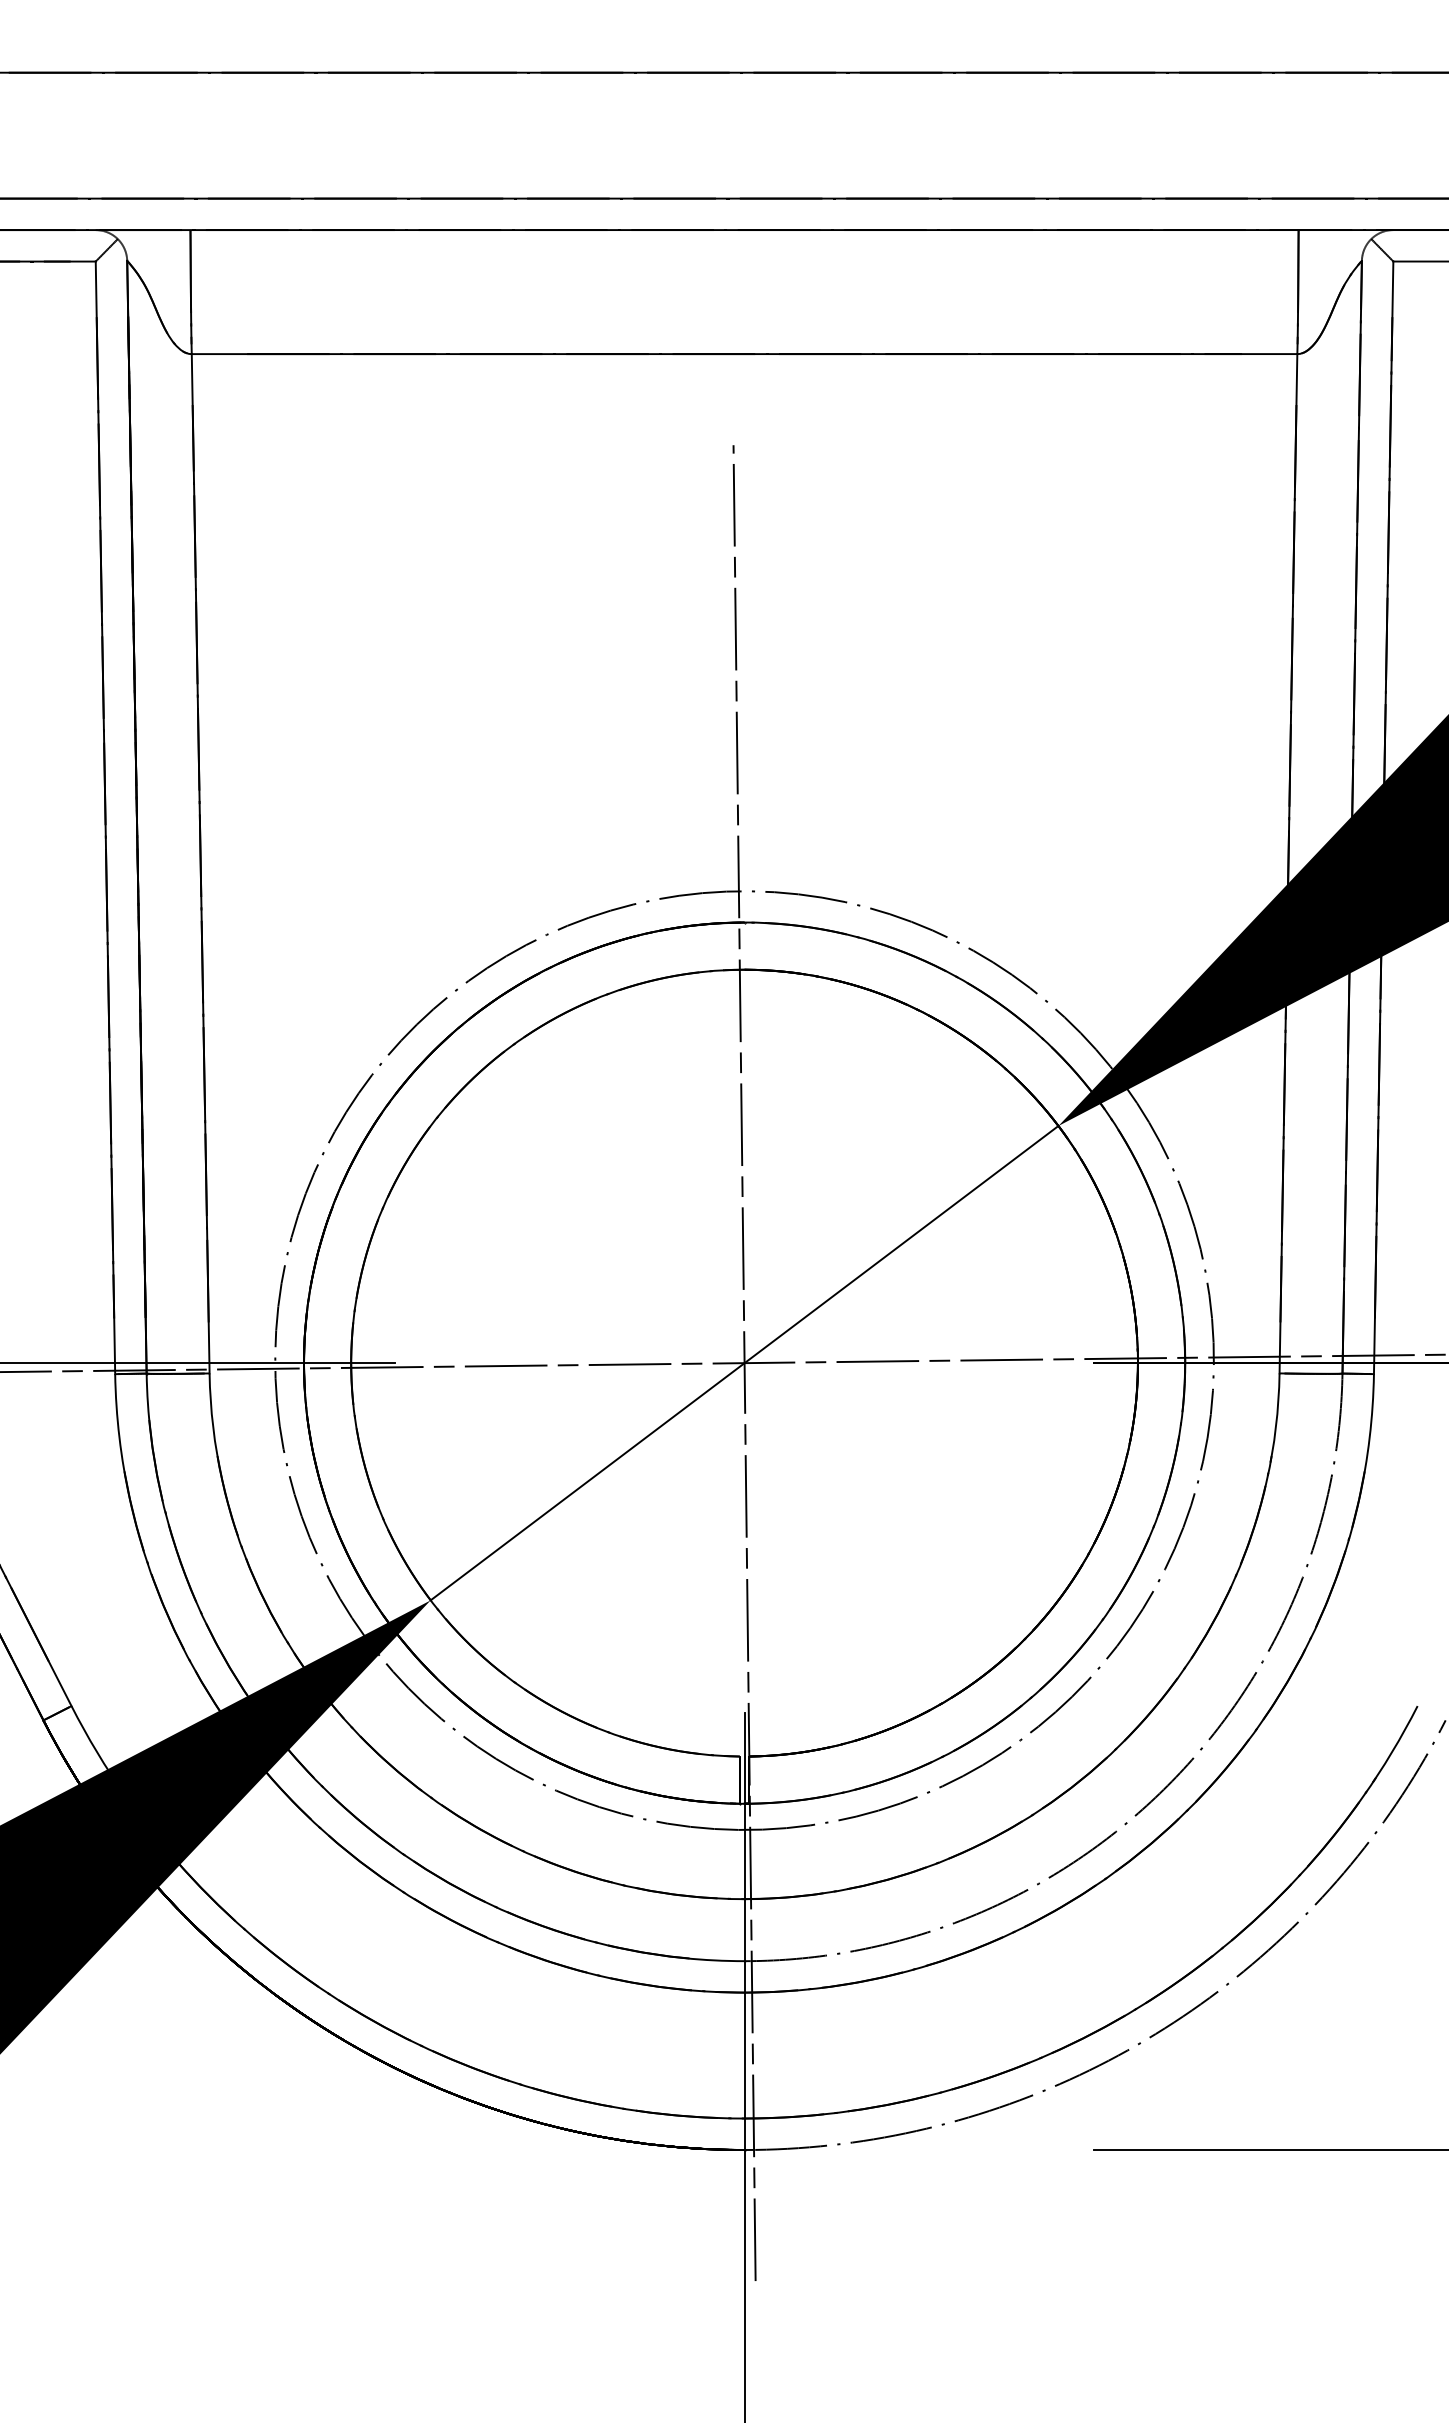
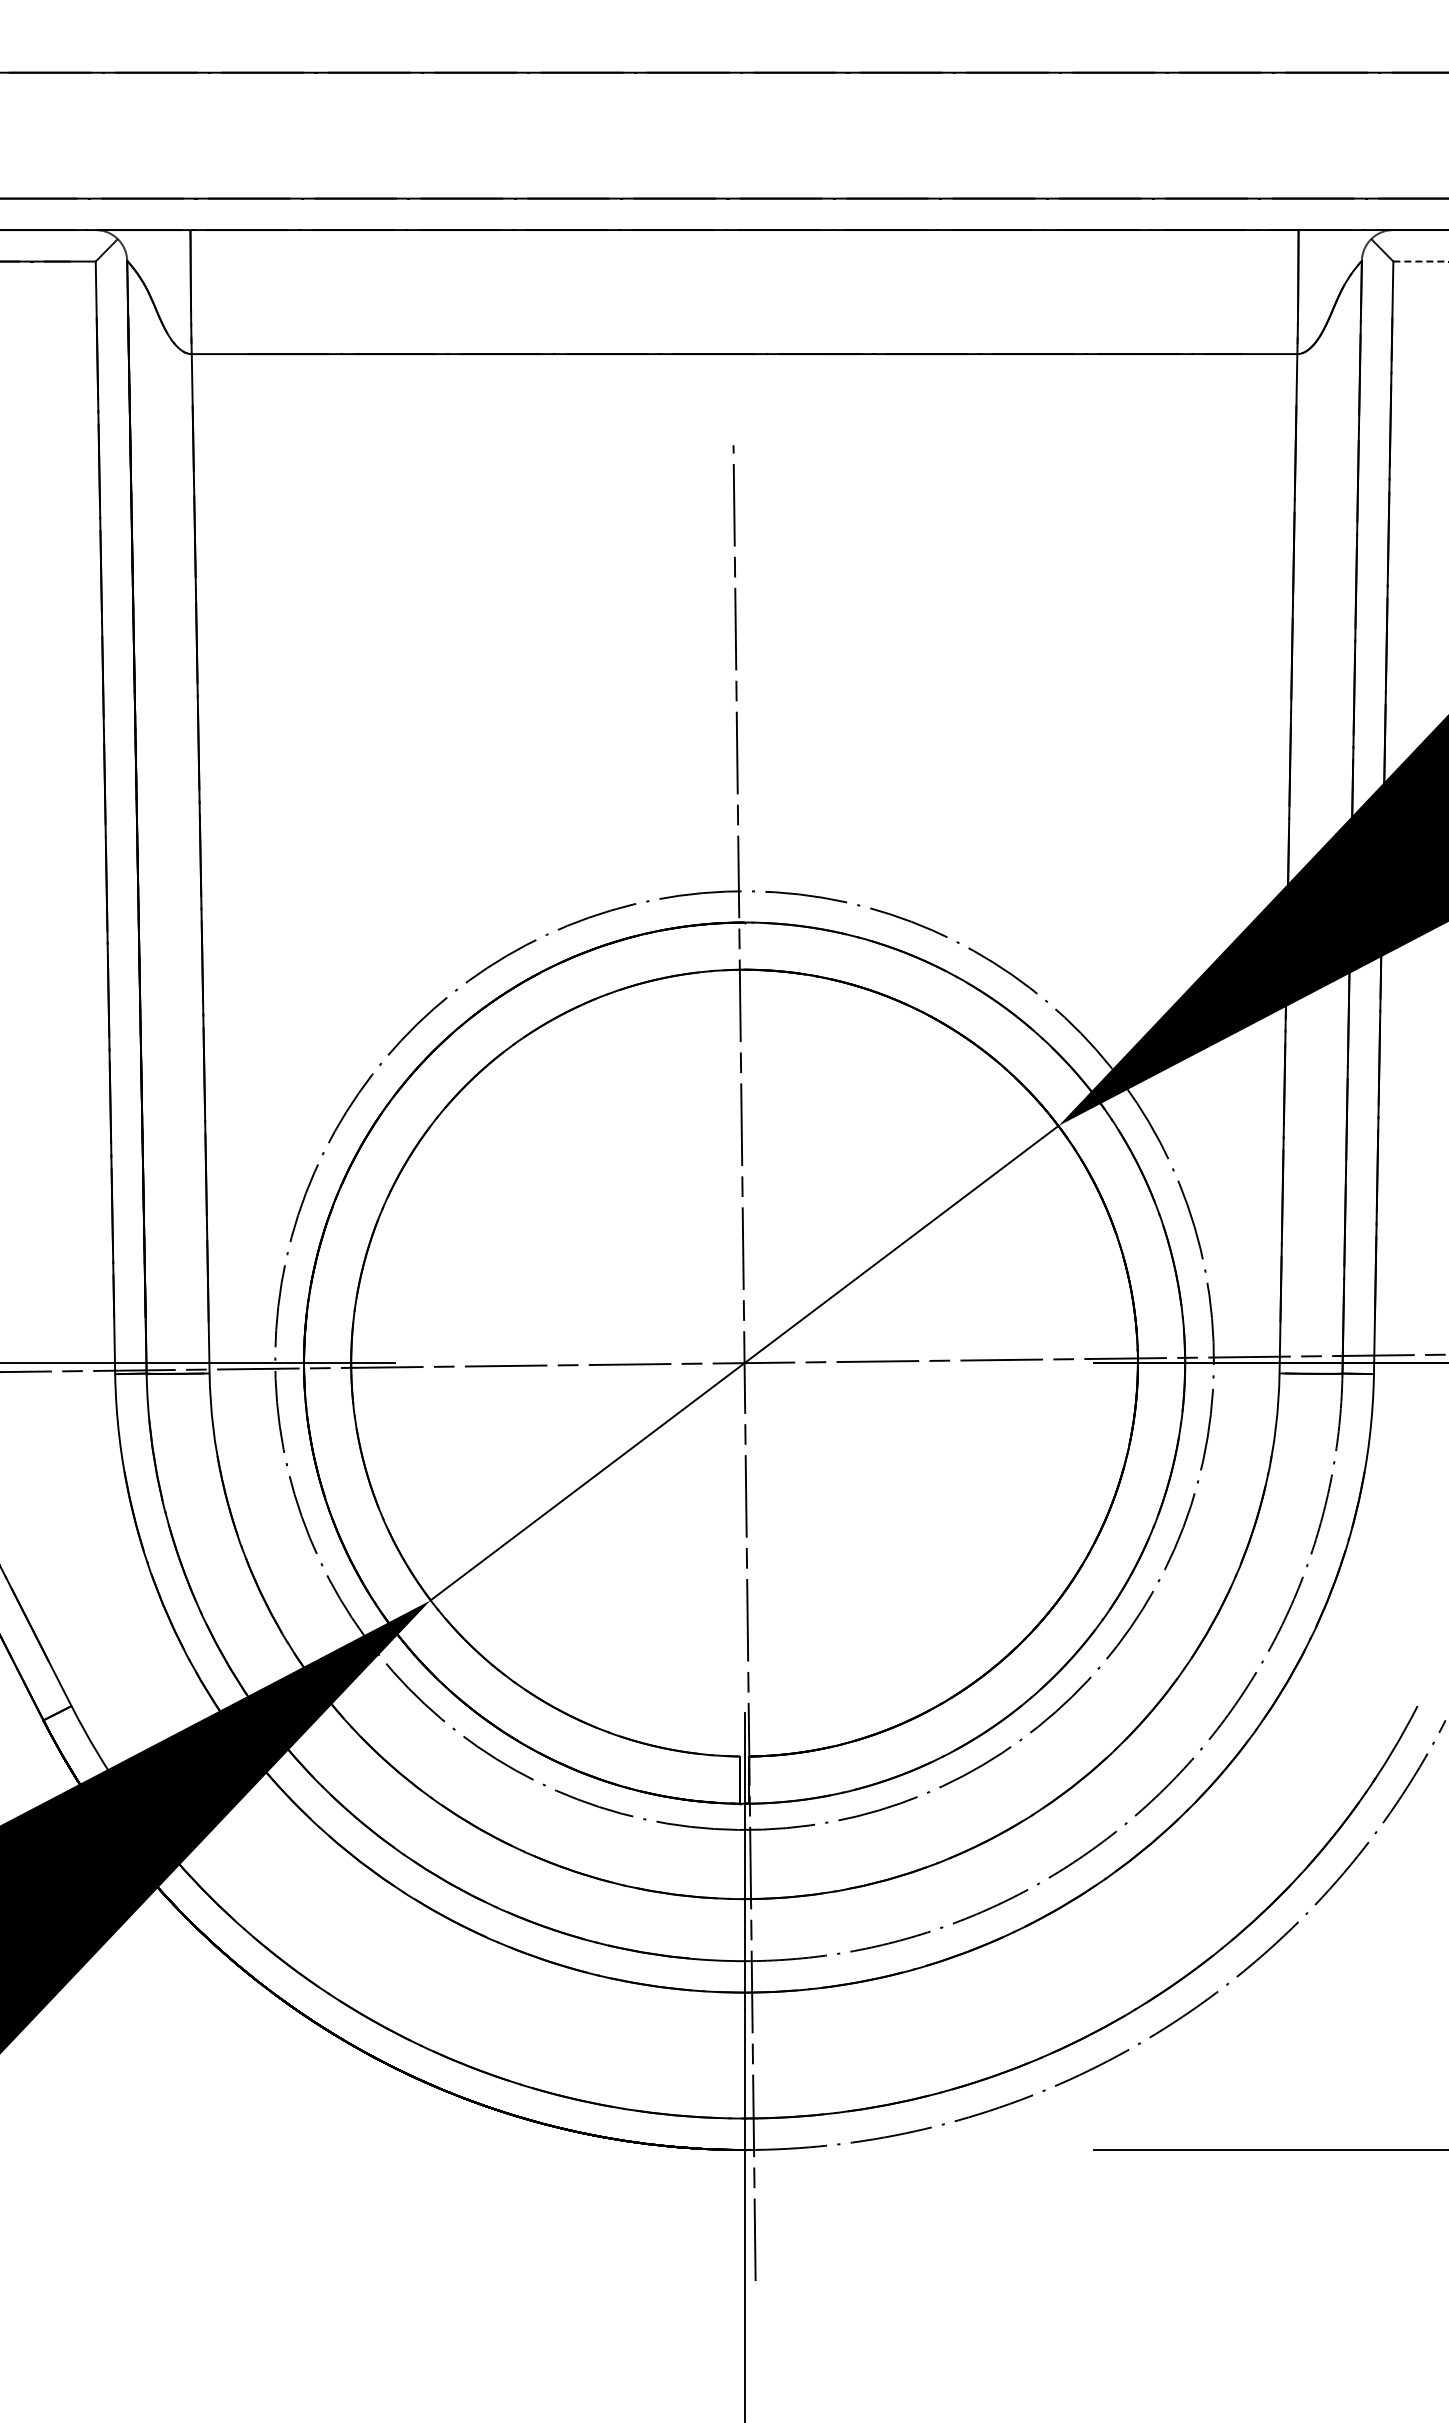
line: solid -> dashed (1421, 261)
